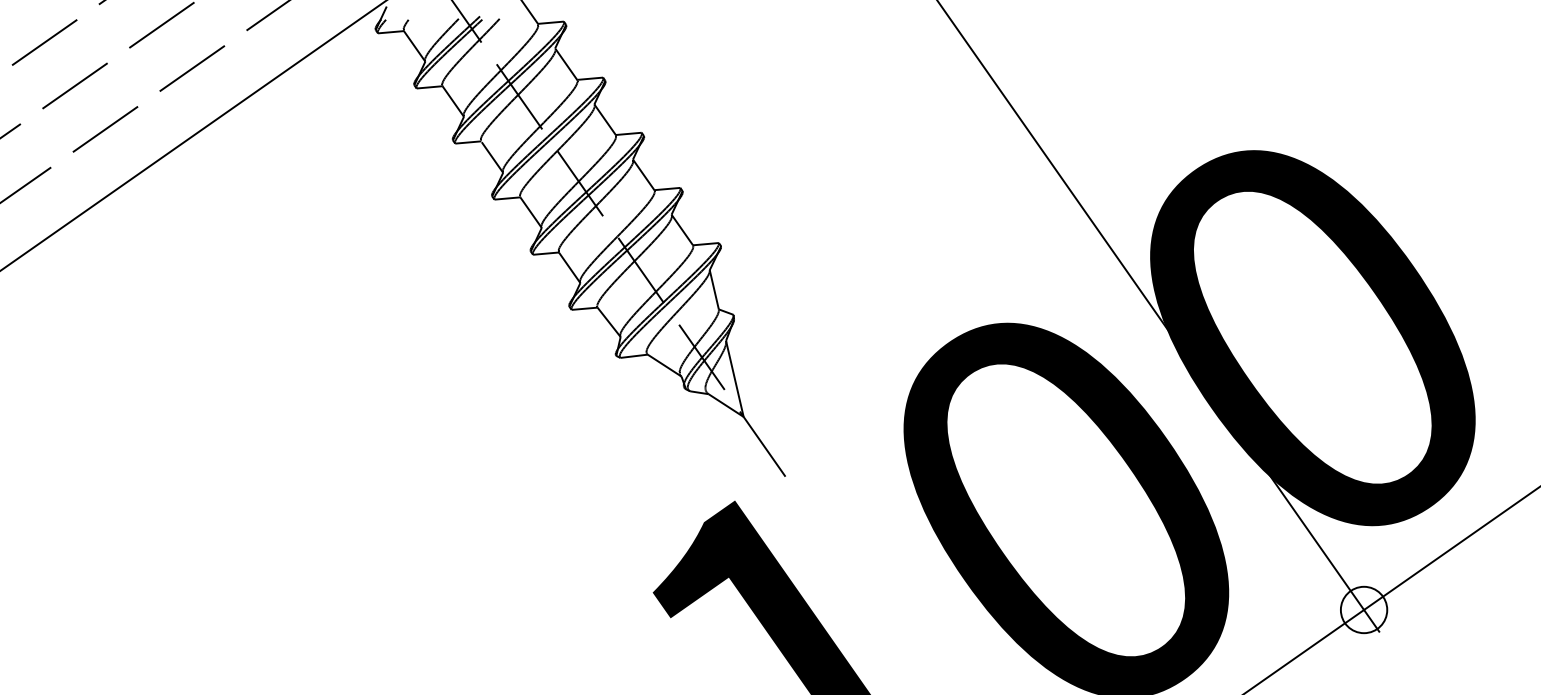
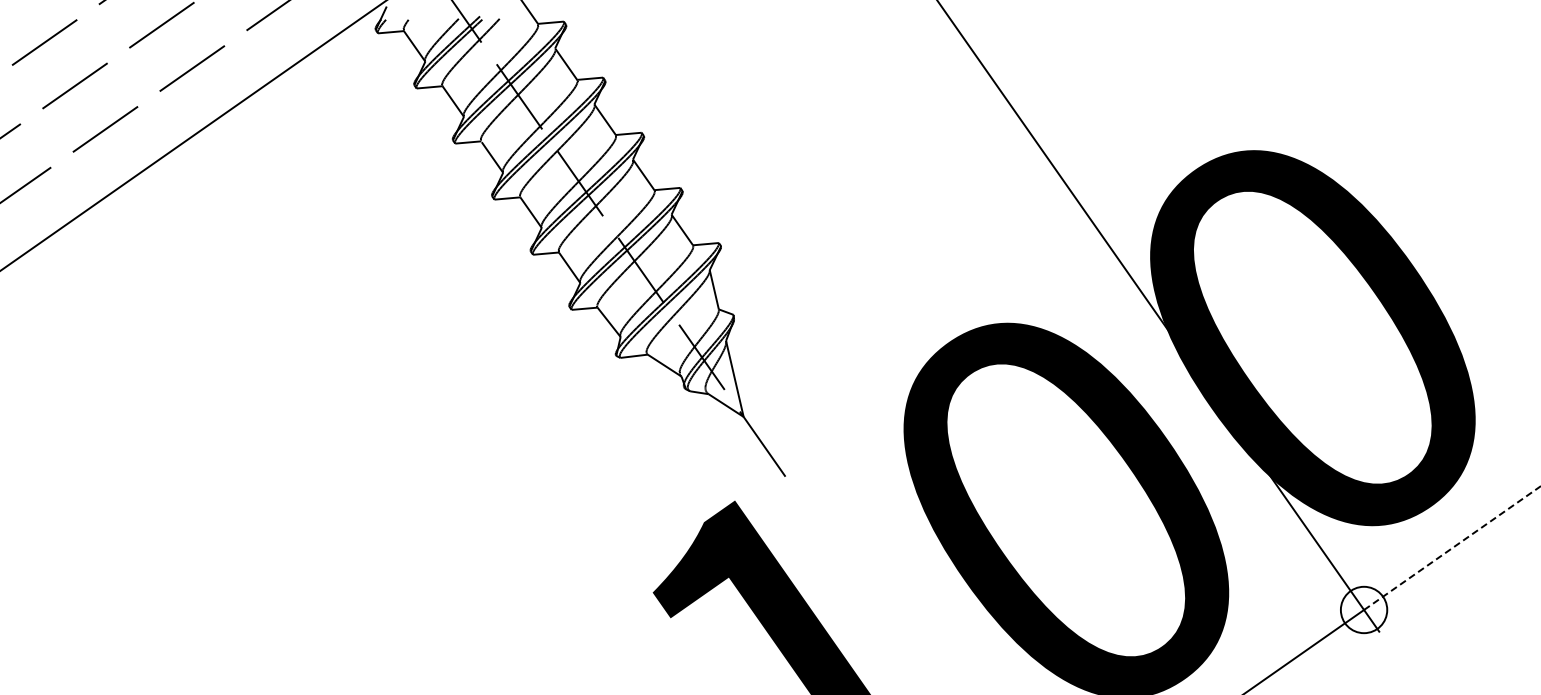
line: solid -> dashed (1452, 548)
